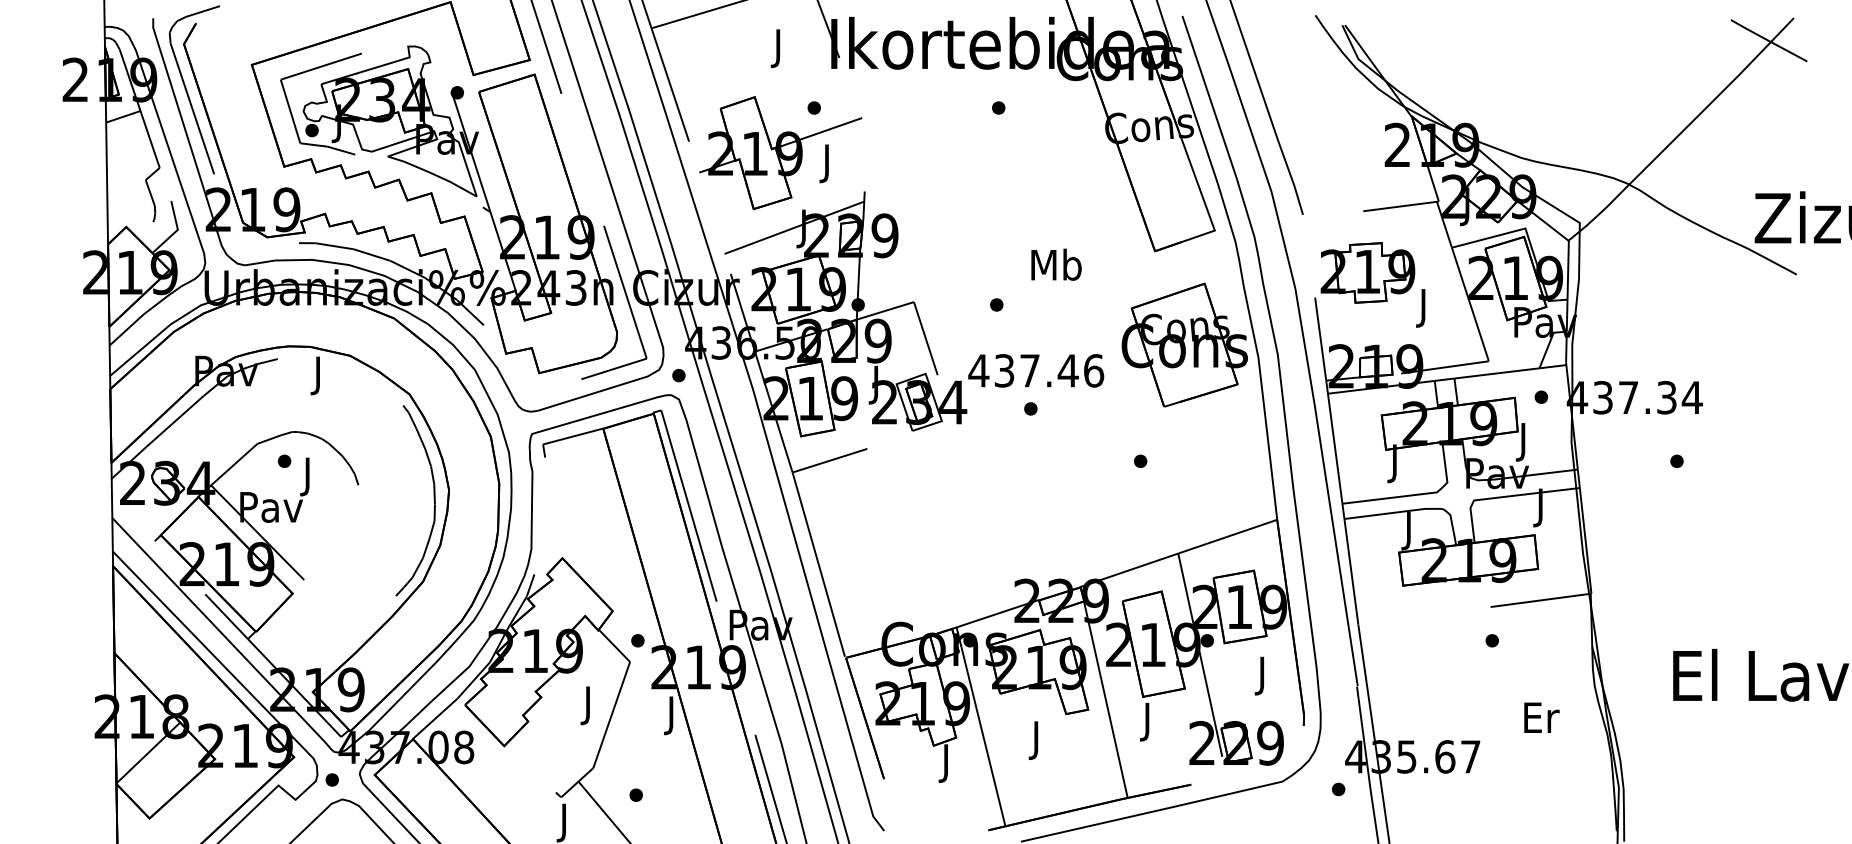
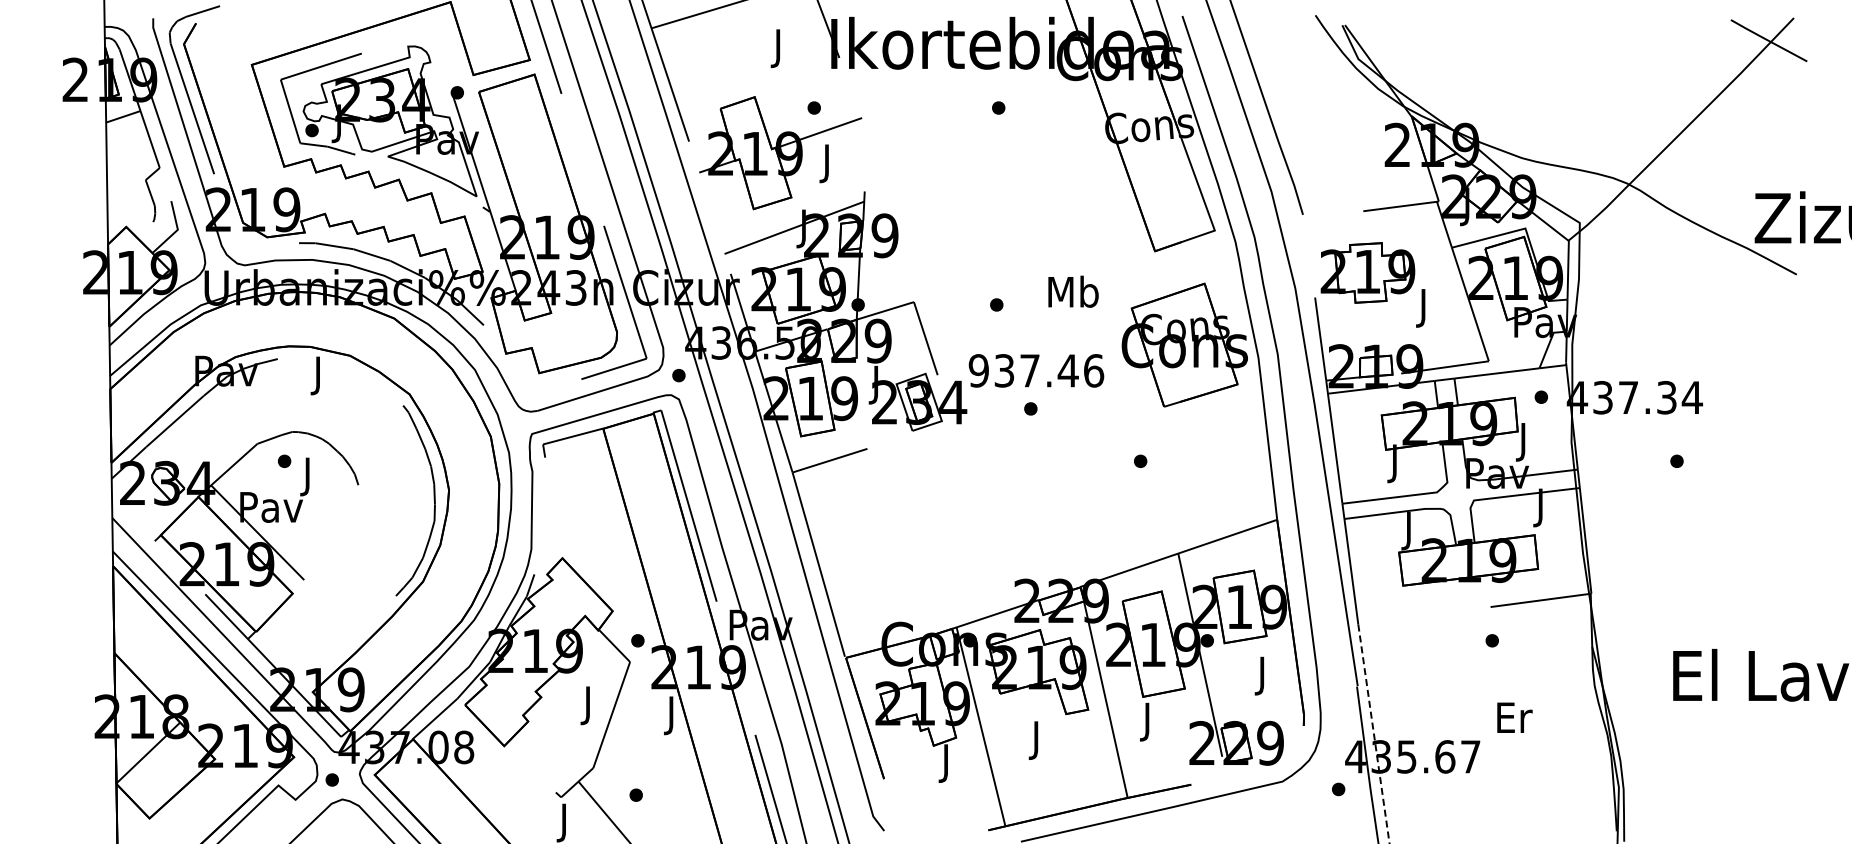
text position: (1056, 264) -> (1073, 291) (1073, 291)
text: 437.46 -> 937.46 (978, 370)
text position: (1541, 717) -> (1514, 717) (1514, 717)
line: solid -> dashed (1373, 734)
